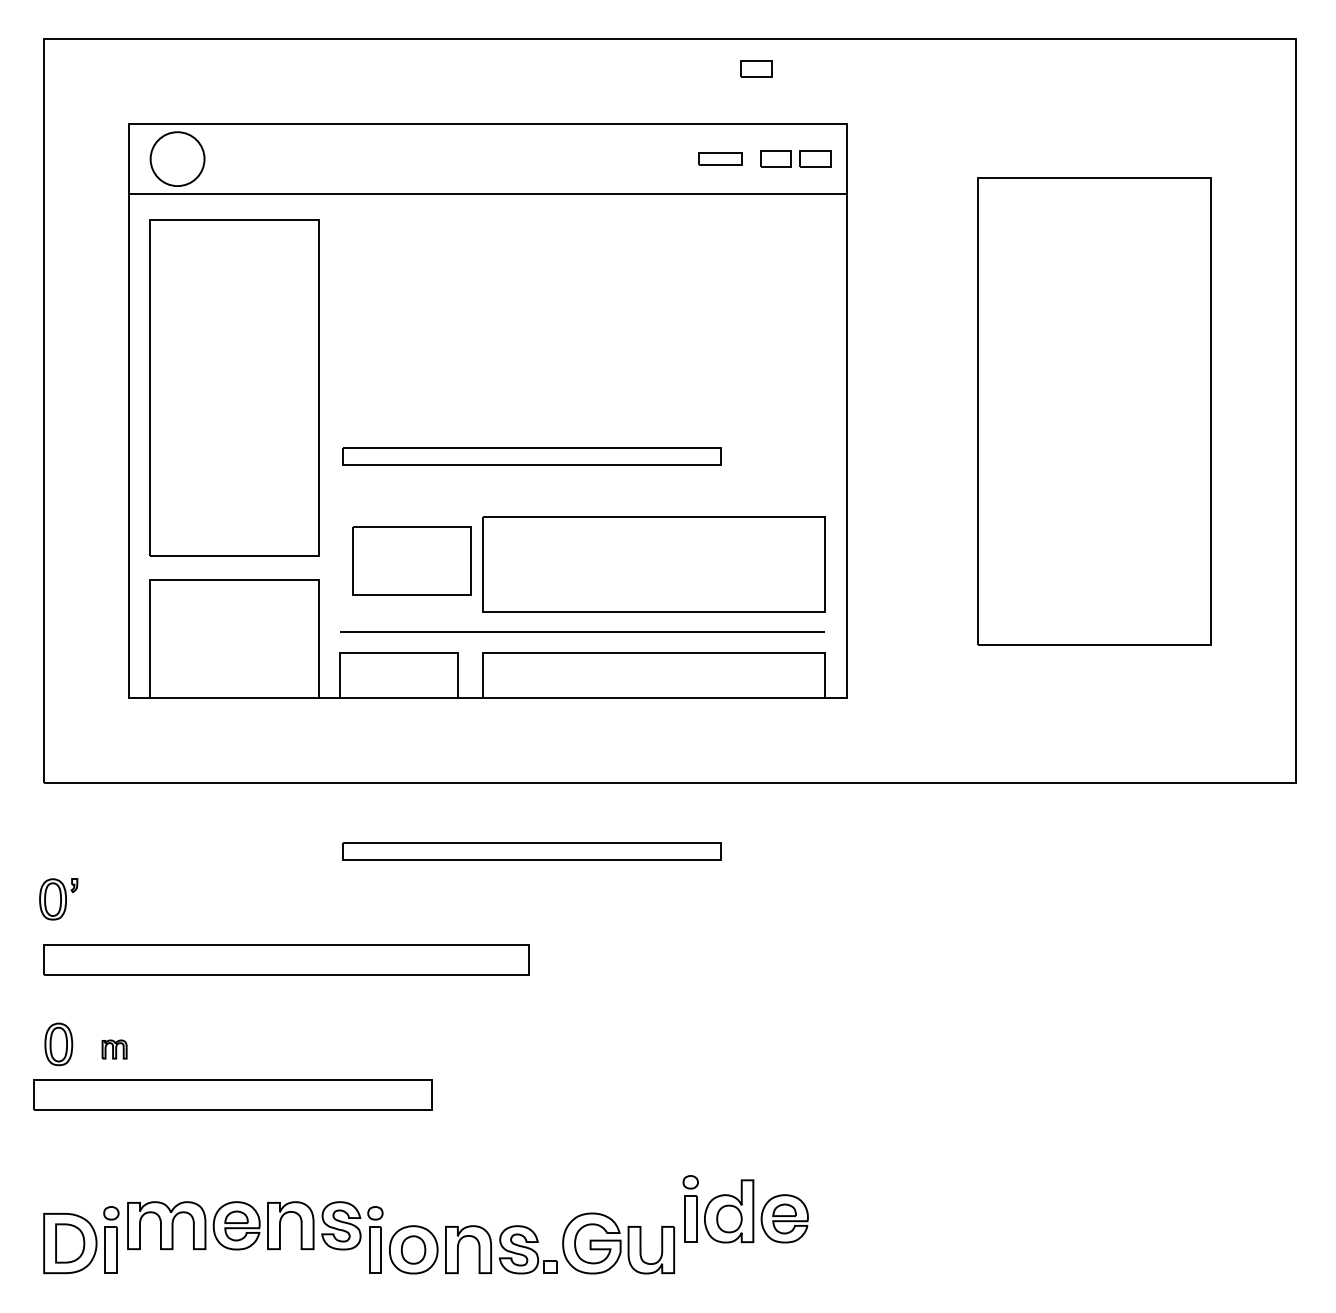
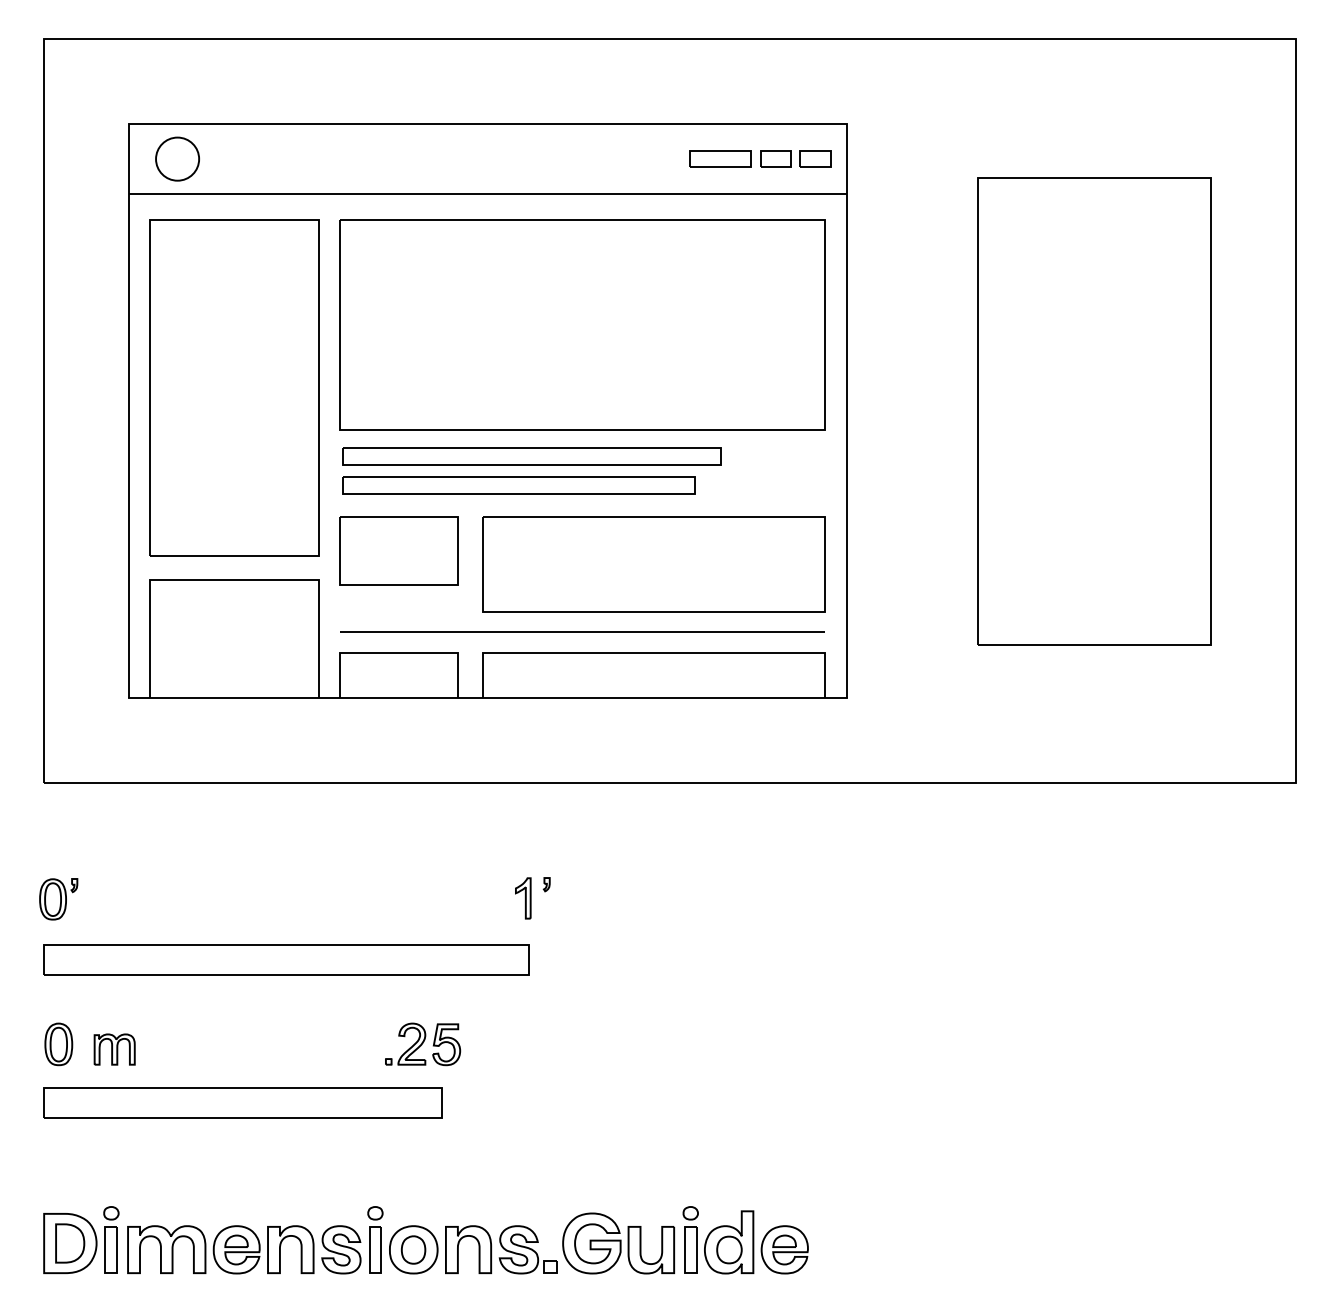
part: present -> none (756, 68)
part size: 45x14 px -> 63x18 px (720, 158)
circle diameter: 54 px -> 43 px (177, 158)
part: none -> present (582, 324)
part: none -> present (518, 485)
part position: (411, 560) -> (398, 550) (398, 550)
part: present -> none (531, 851)
part: none -> present (546, 884)
part: none -> present (523, 898)
part: none -> present (423, 1044)
part size: 27x21 px -> 43x33 px (114, 1049)
part position: (232, 1094) -> (242, 1102) (242, 1102)
part position: (745, 1209) -> (745, 1240) (745, 1240)
part position: (244, 1225) -> (244, 1249) (244, 1249)
